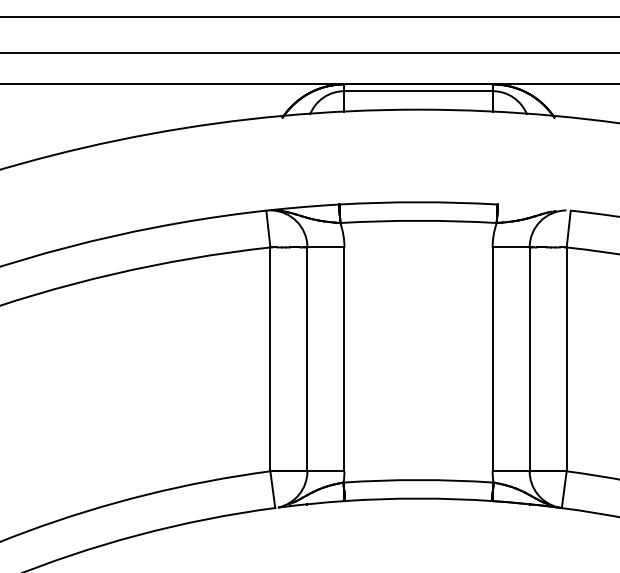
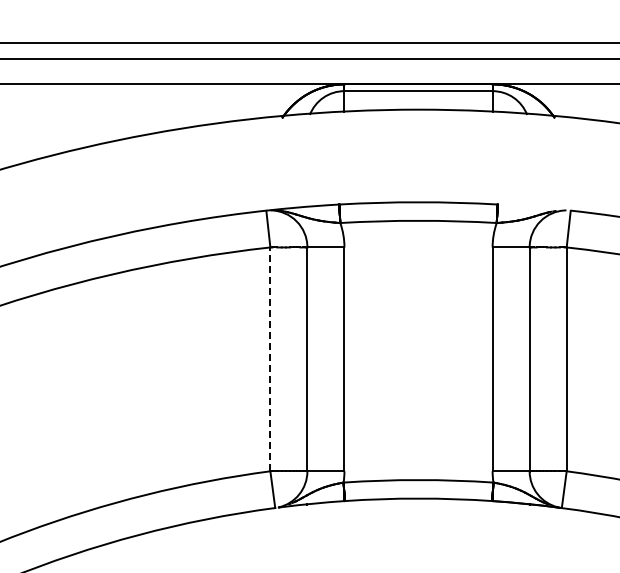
line position: (309, 17) -> (309, 43) (309, 43)
line position: (309, 53) -> (309, 59) (309, 59)
line: solid -> dashed (270, 359)
